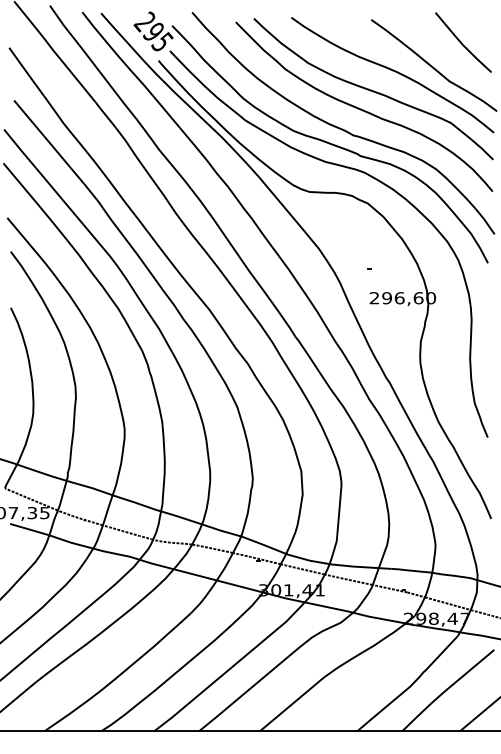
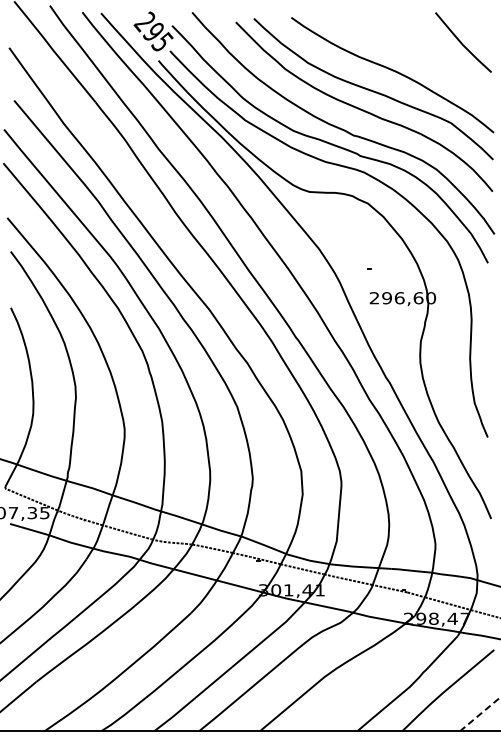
curve: present -> none (433, 66)
line: solid -> dashed (479, 714)
